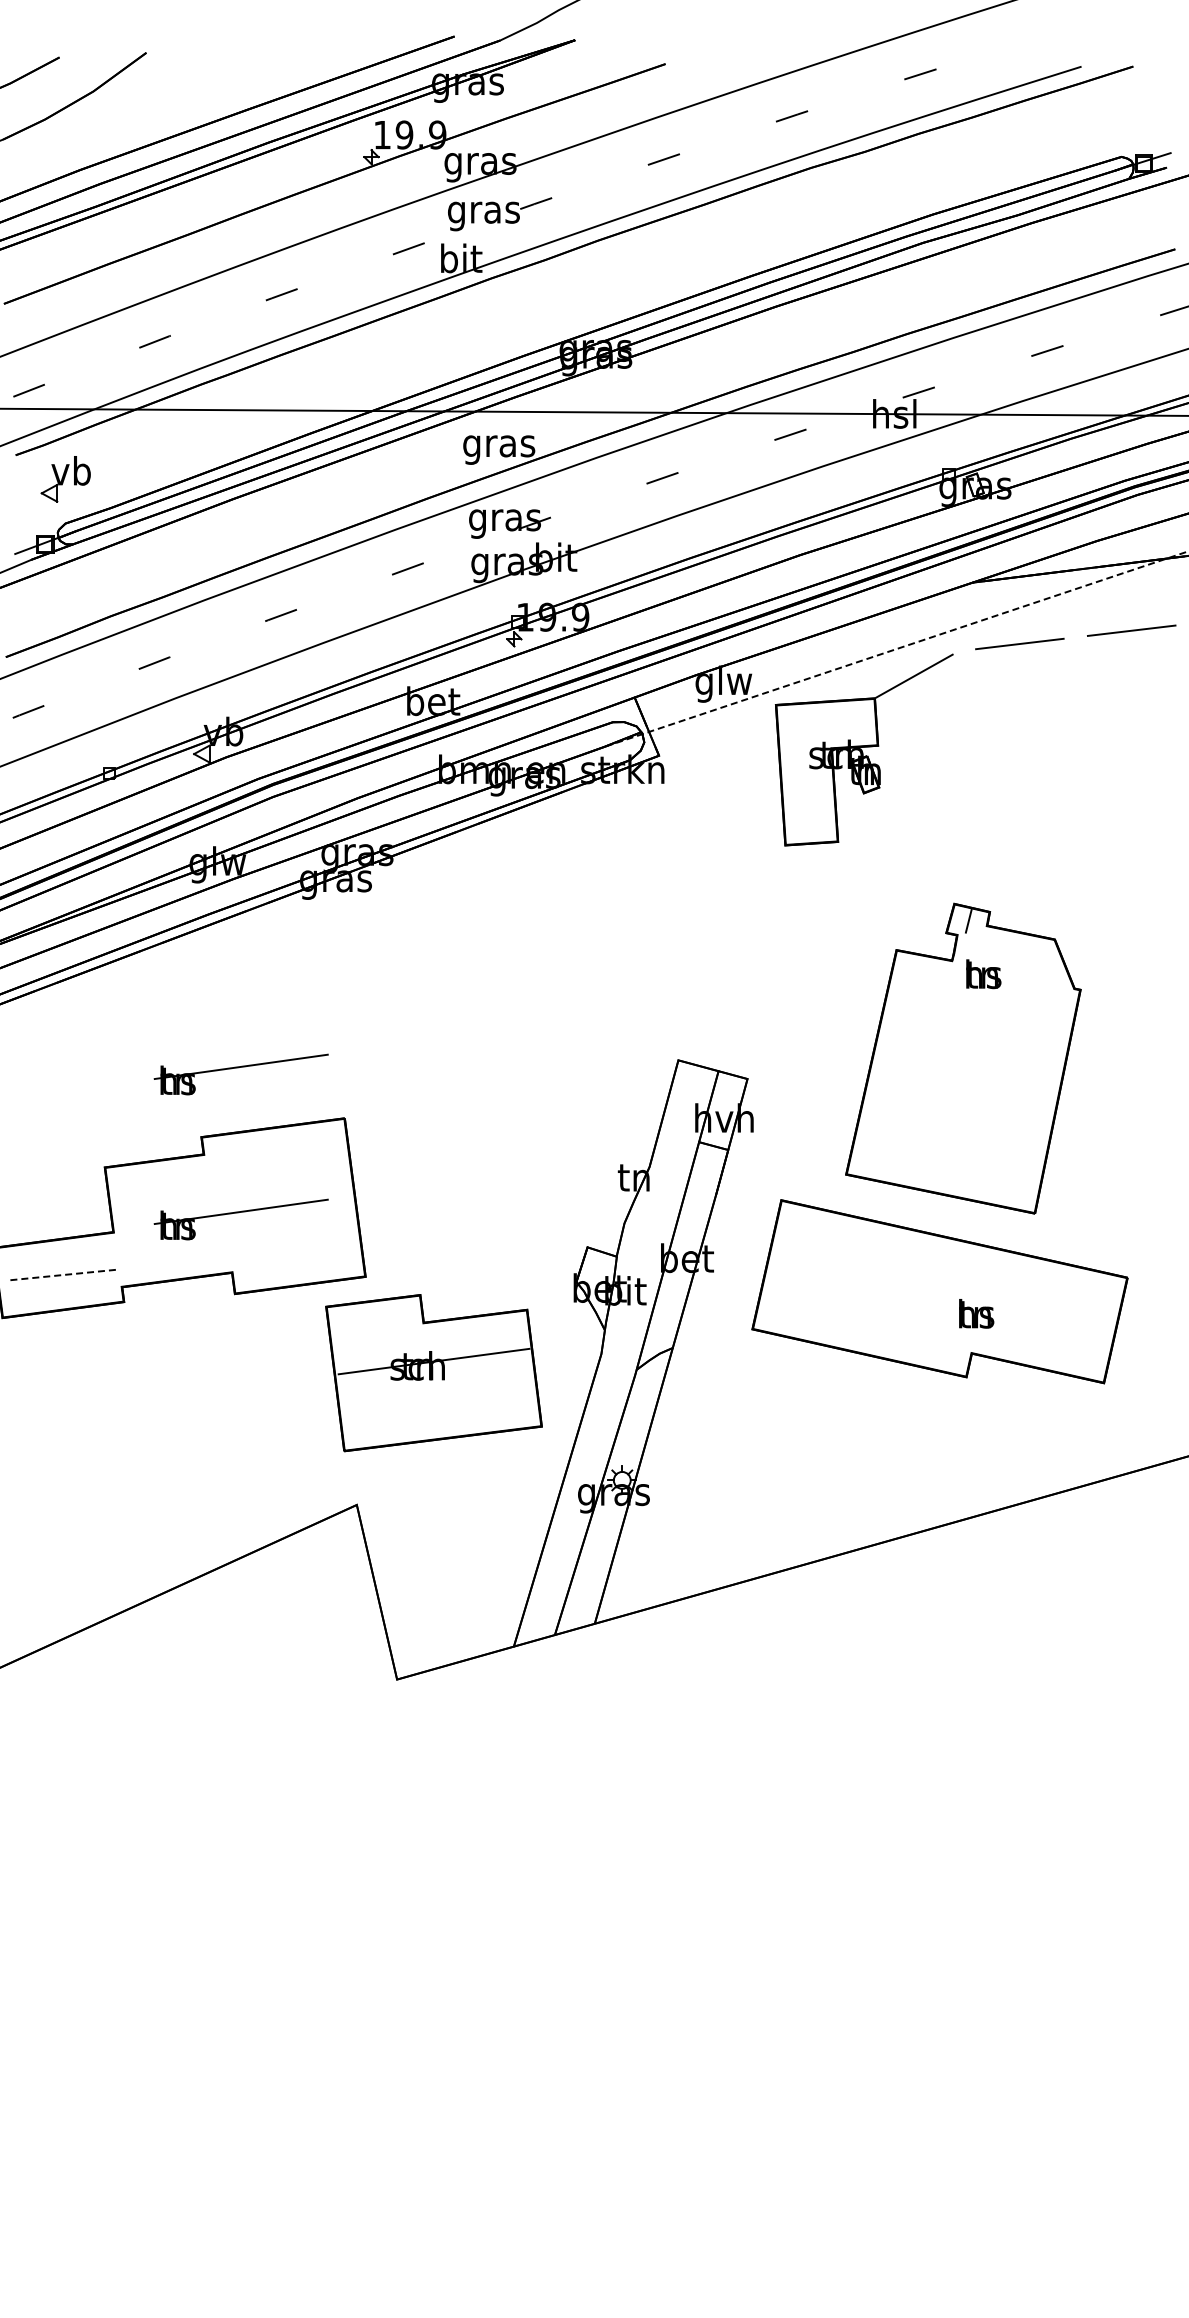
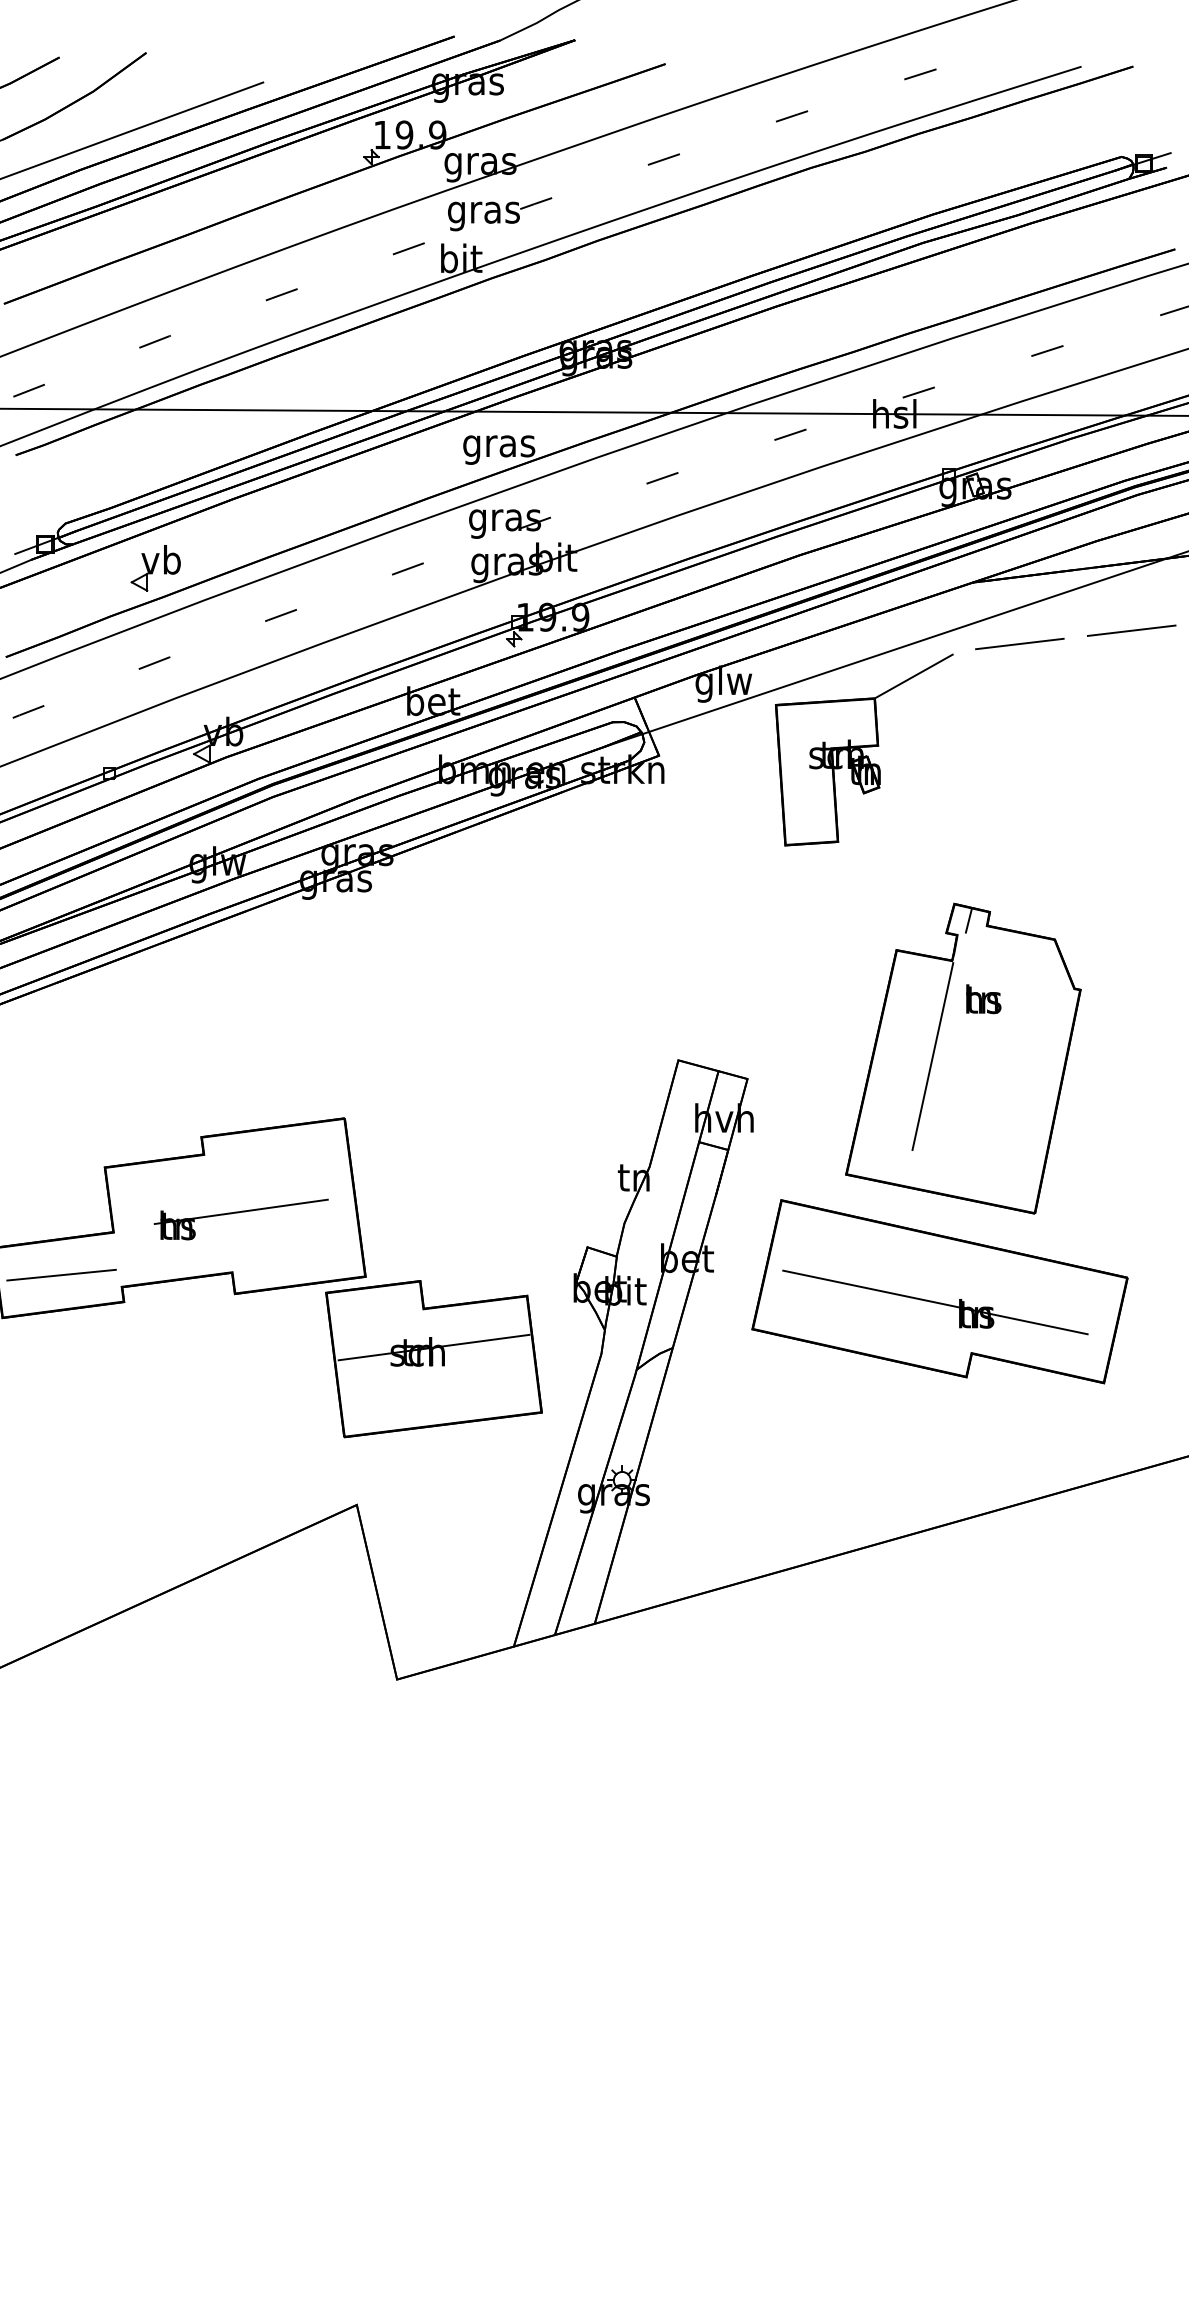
line: none -> present (132, 130)
part position: (65, 479) -> (155, 568) (155, 568)
line: dashed -> solid (896, 649)
text position: (983, 974) -> (983, 999) (983, 999)
line: none -> present (932, 1056)
part: present -> none (238, 1068)
line: dashed -> solid (61, 1275)
line: none -> present (935, 1302)
part position: (433, 1373) -> (433, 1359) (433, 1359)
